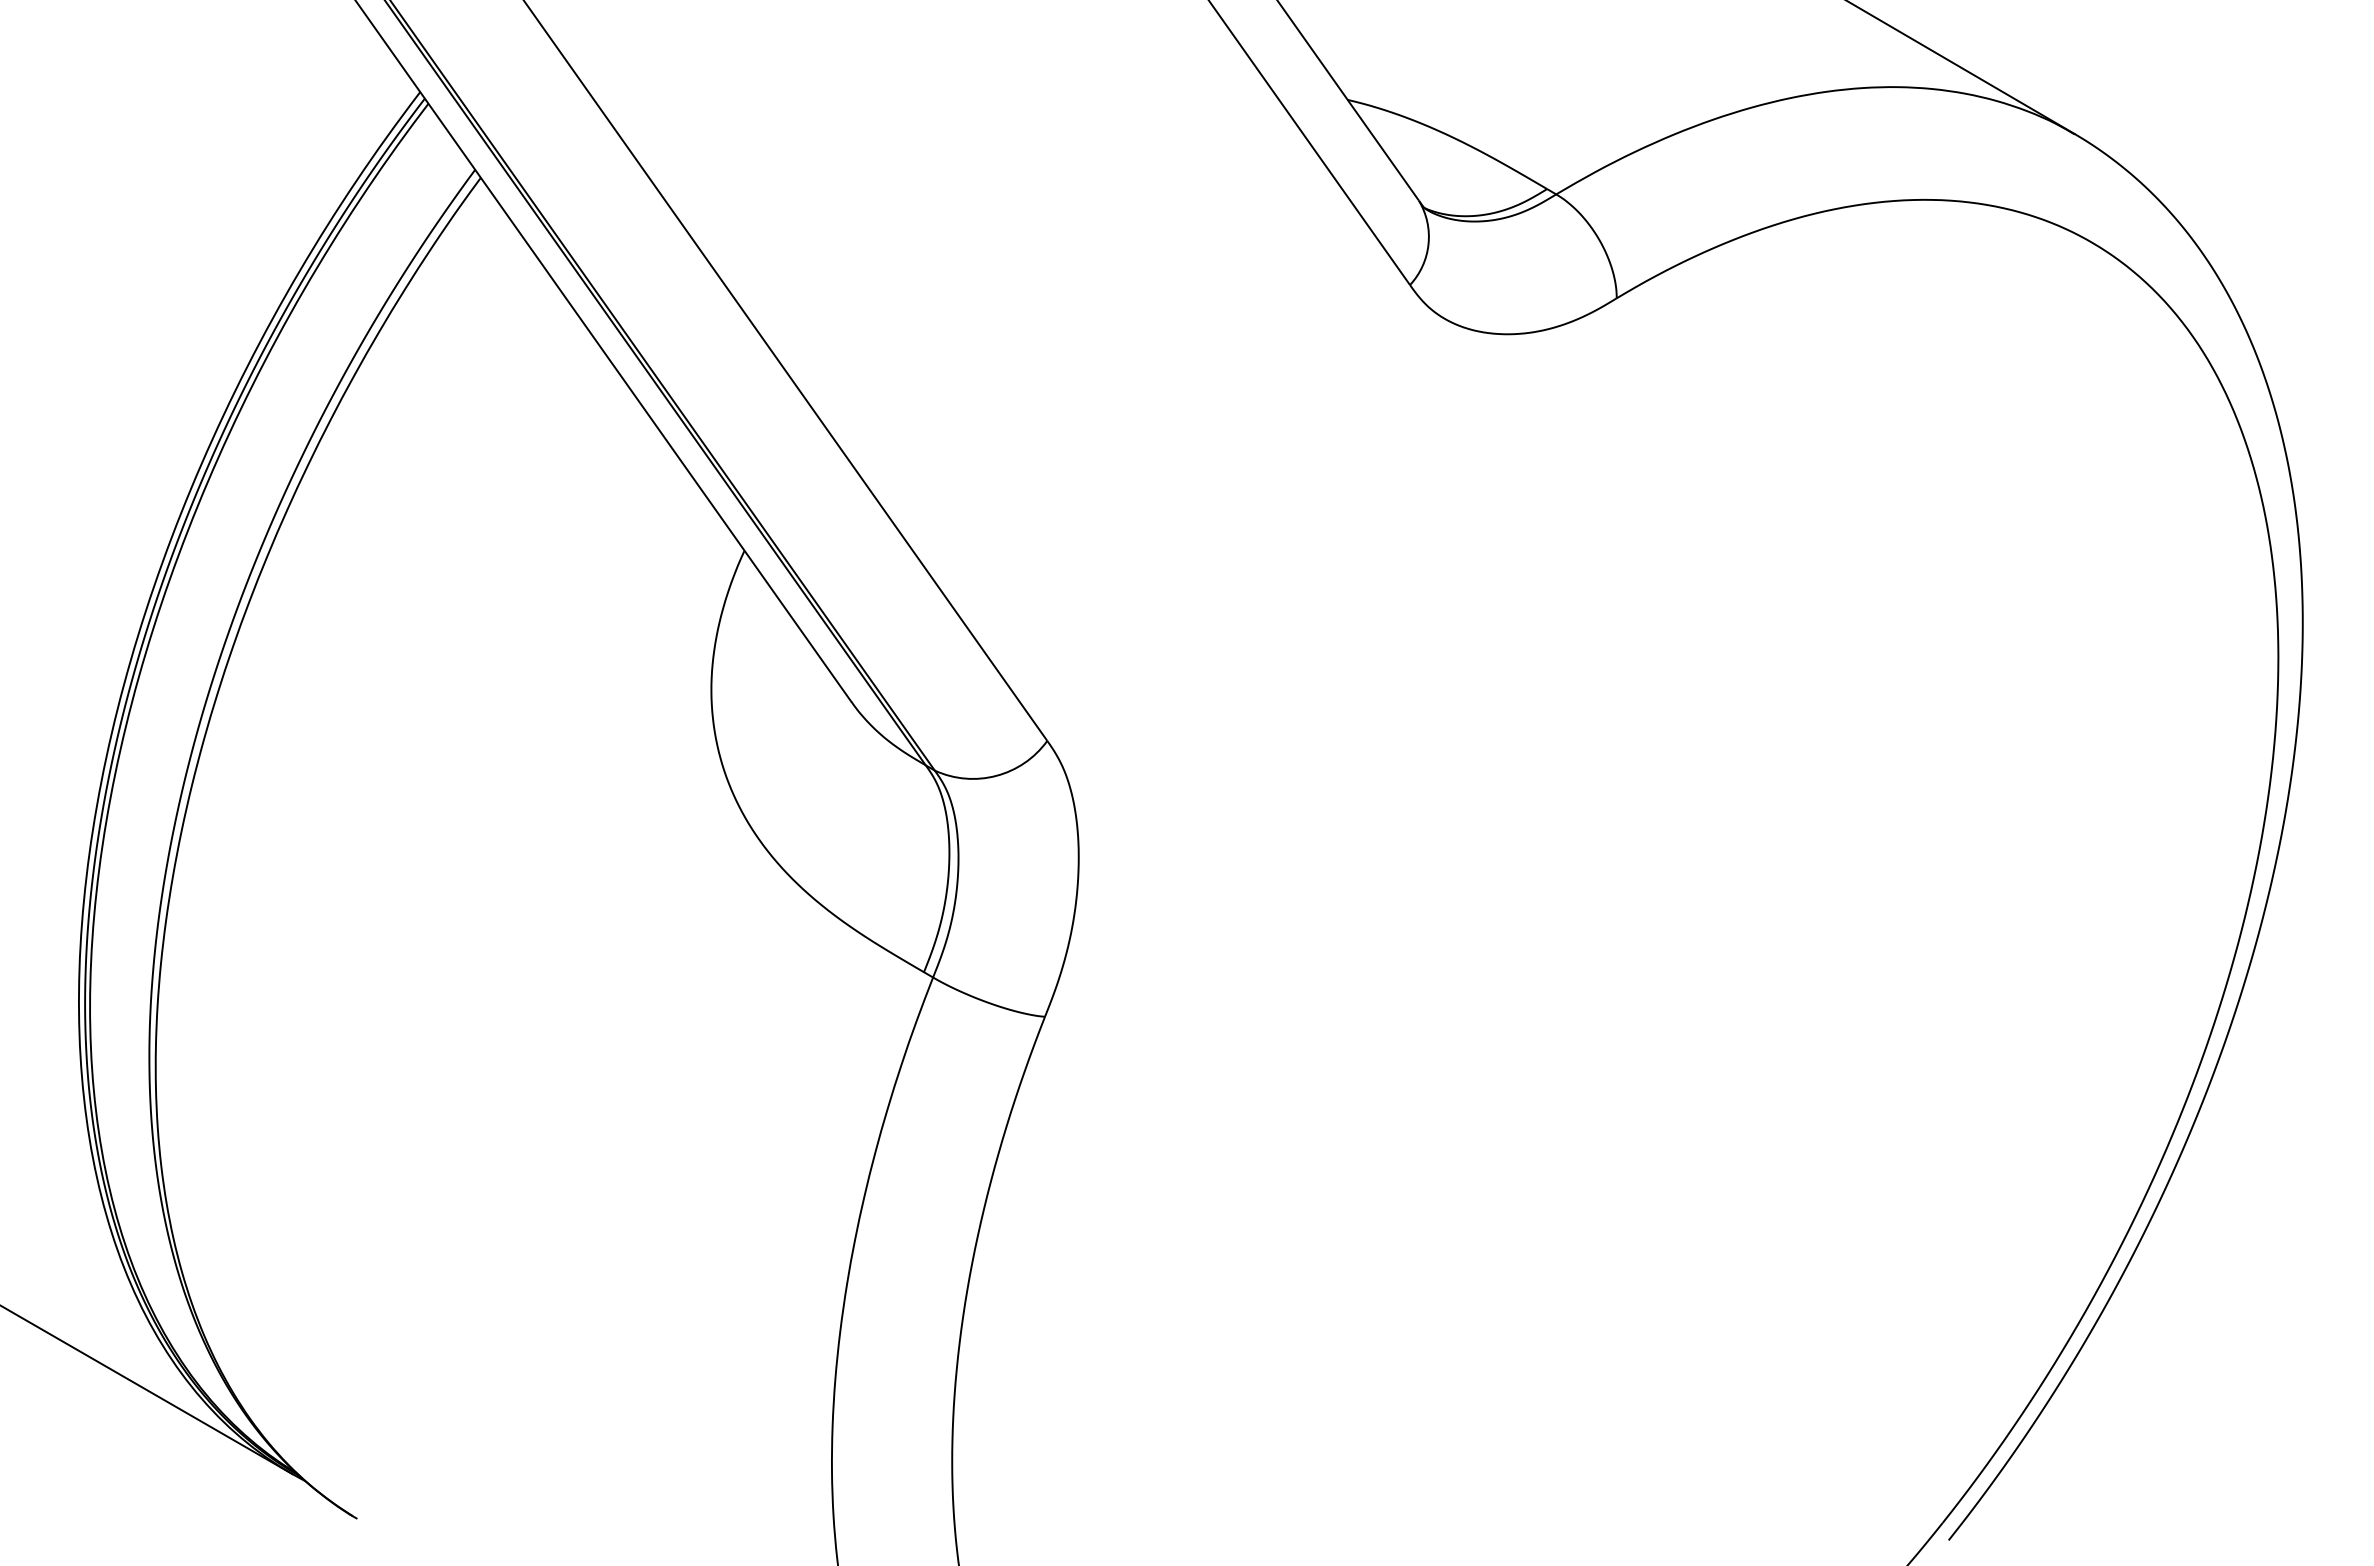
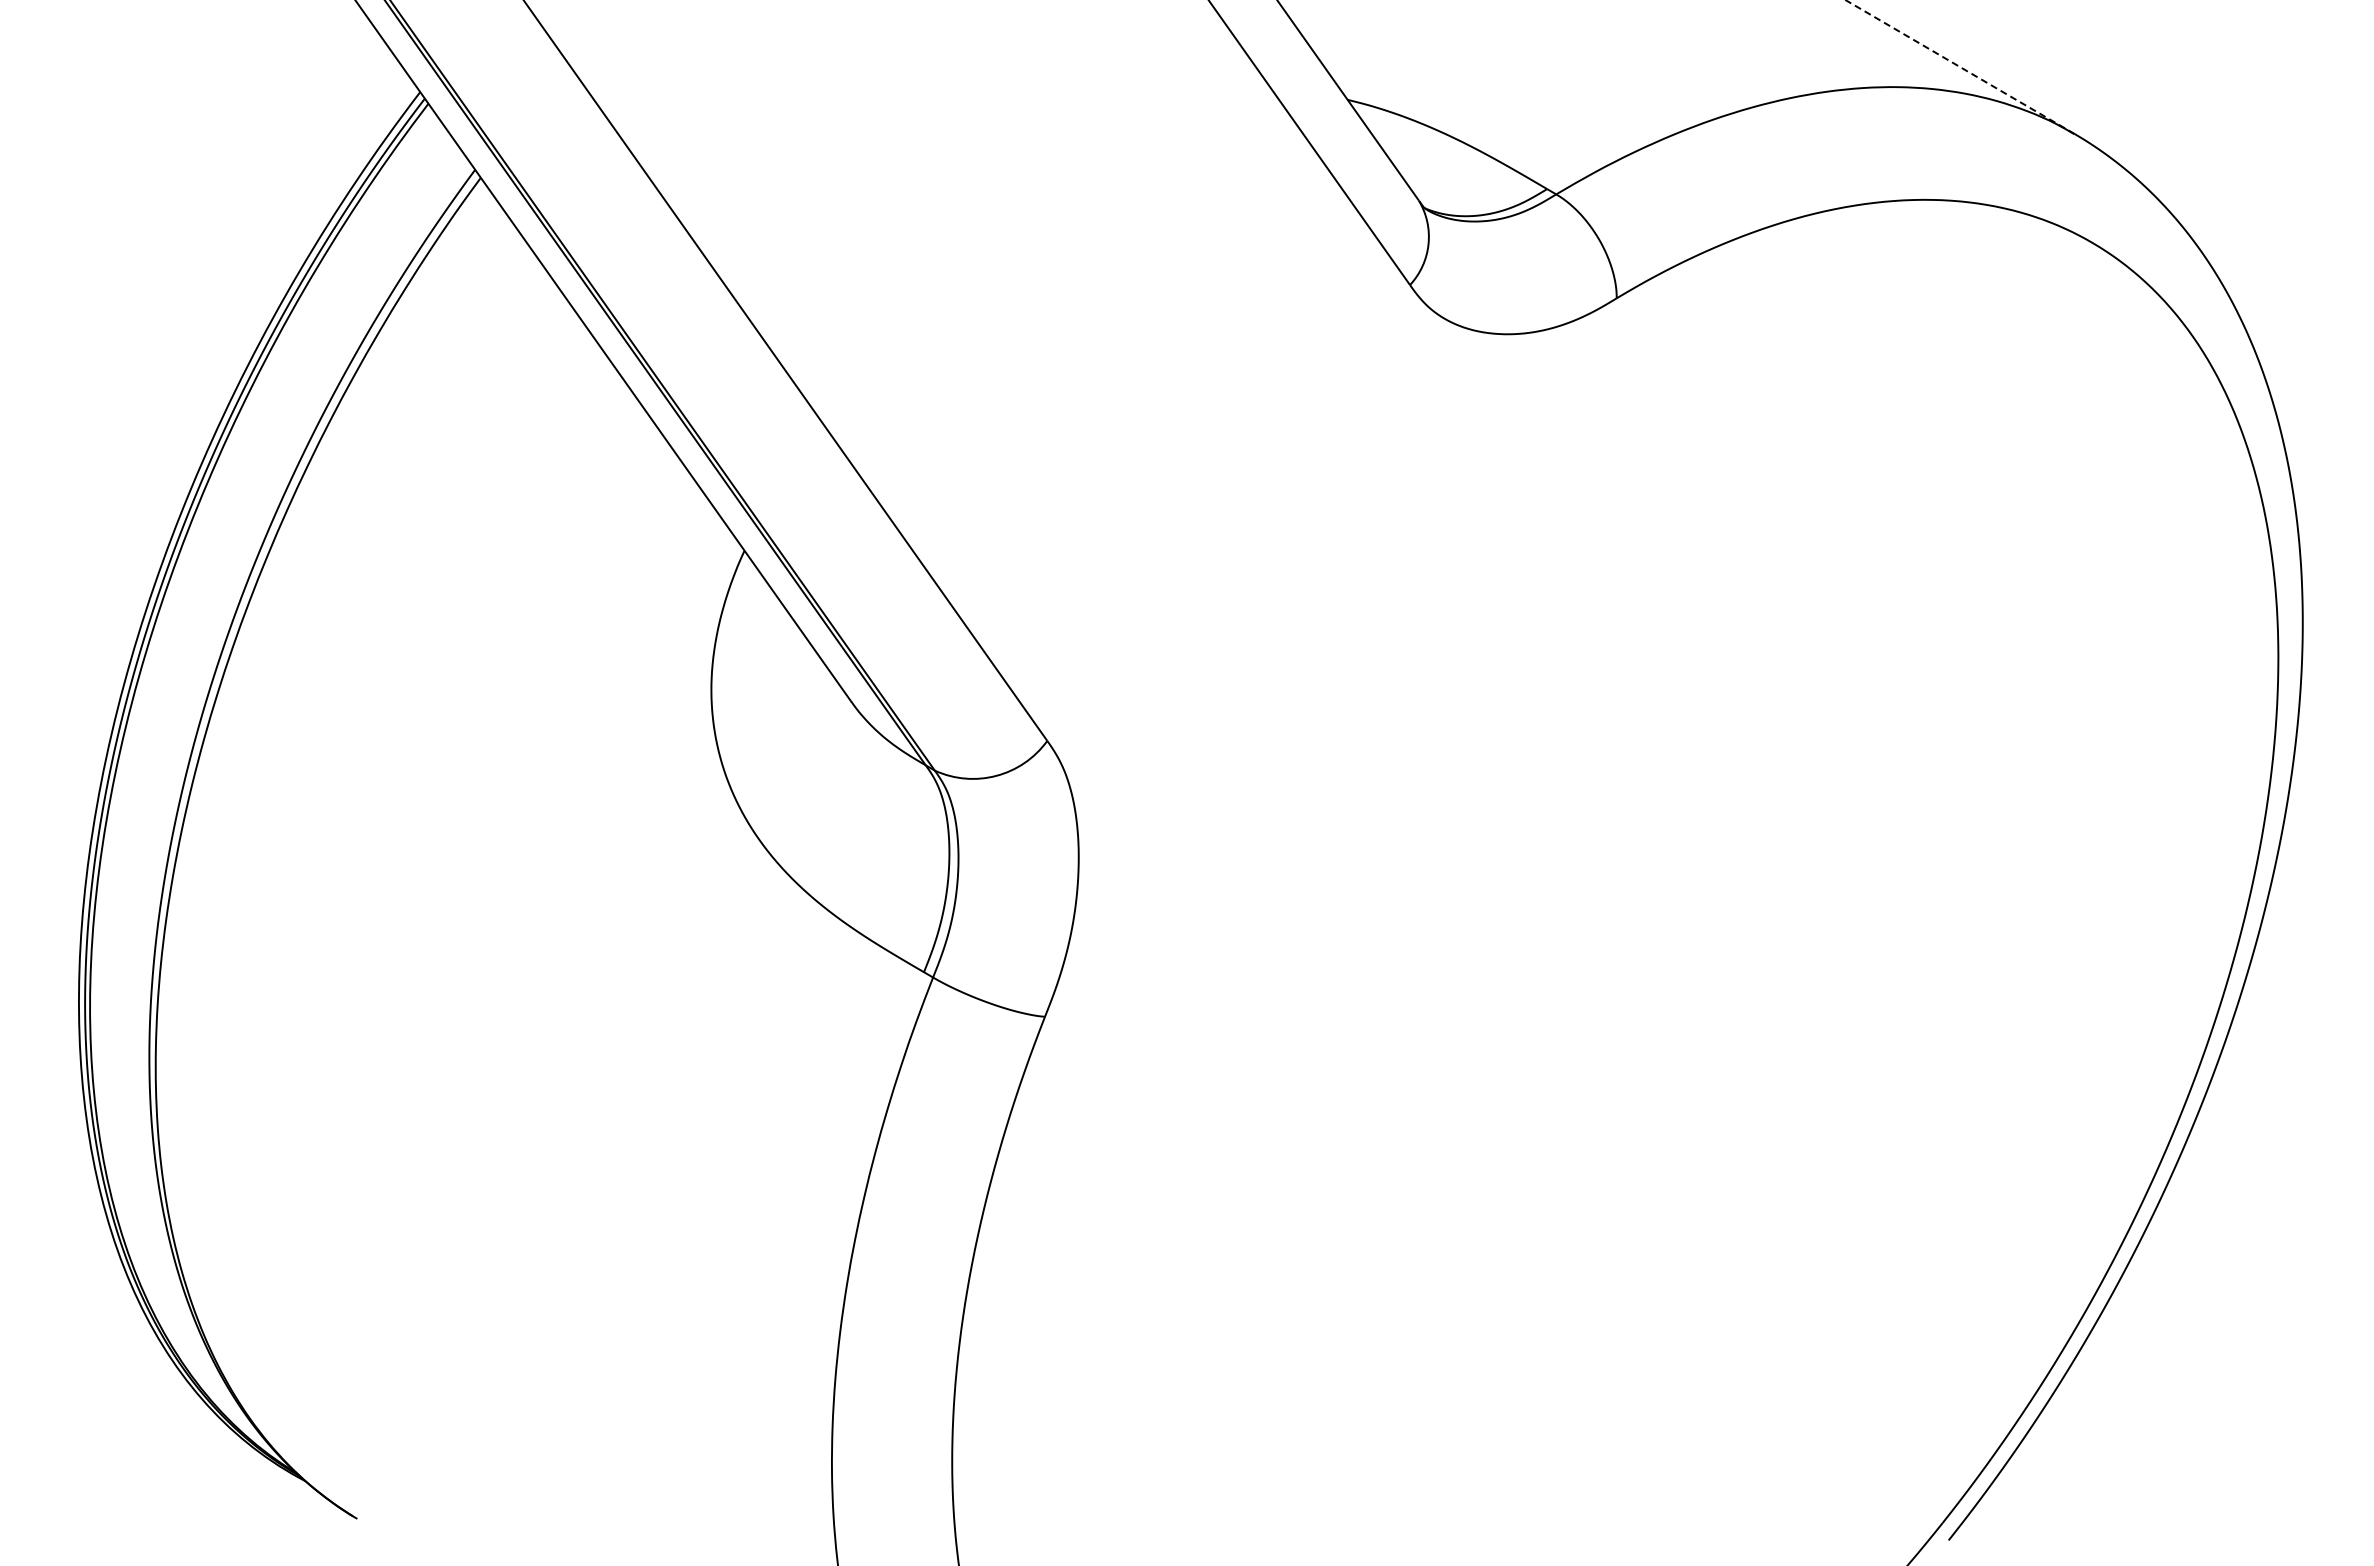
line: solid -> dashed (1959, 66)
line: present -> none (147, 1390)
